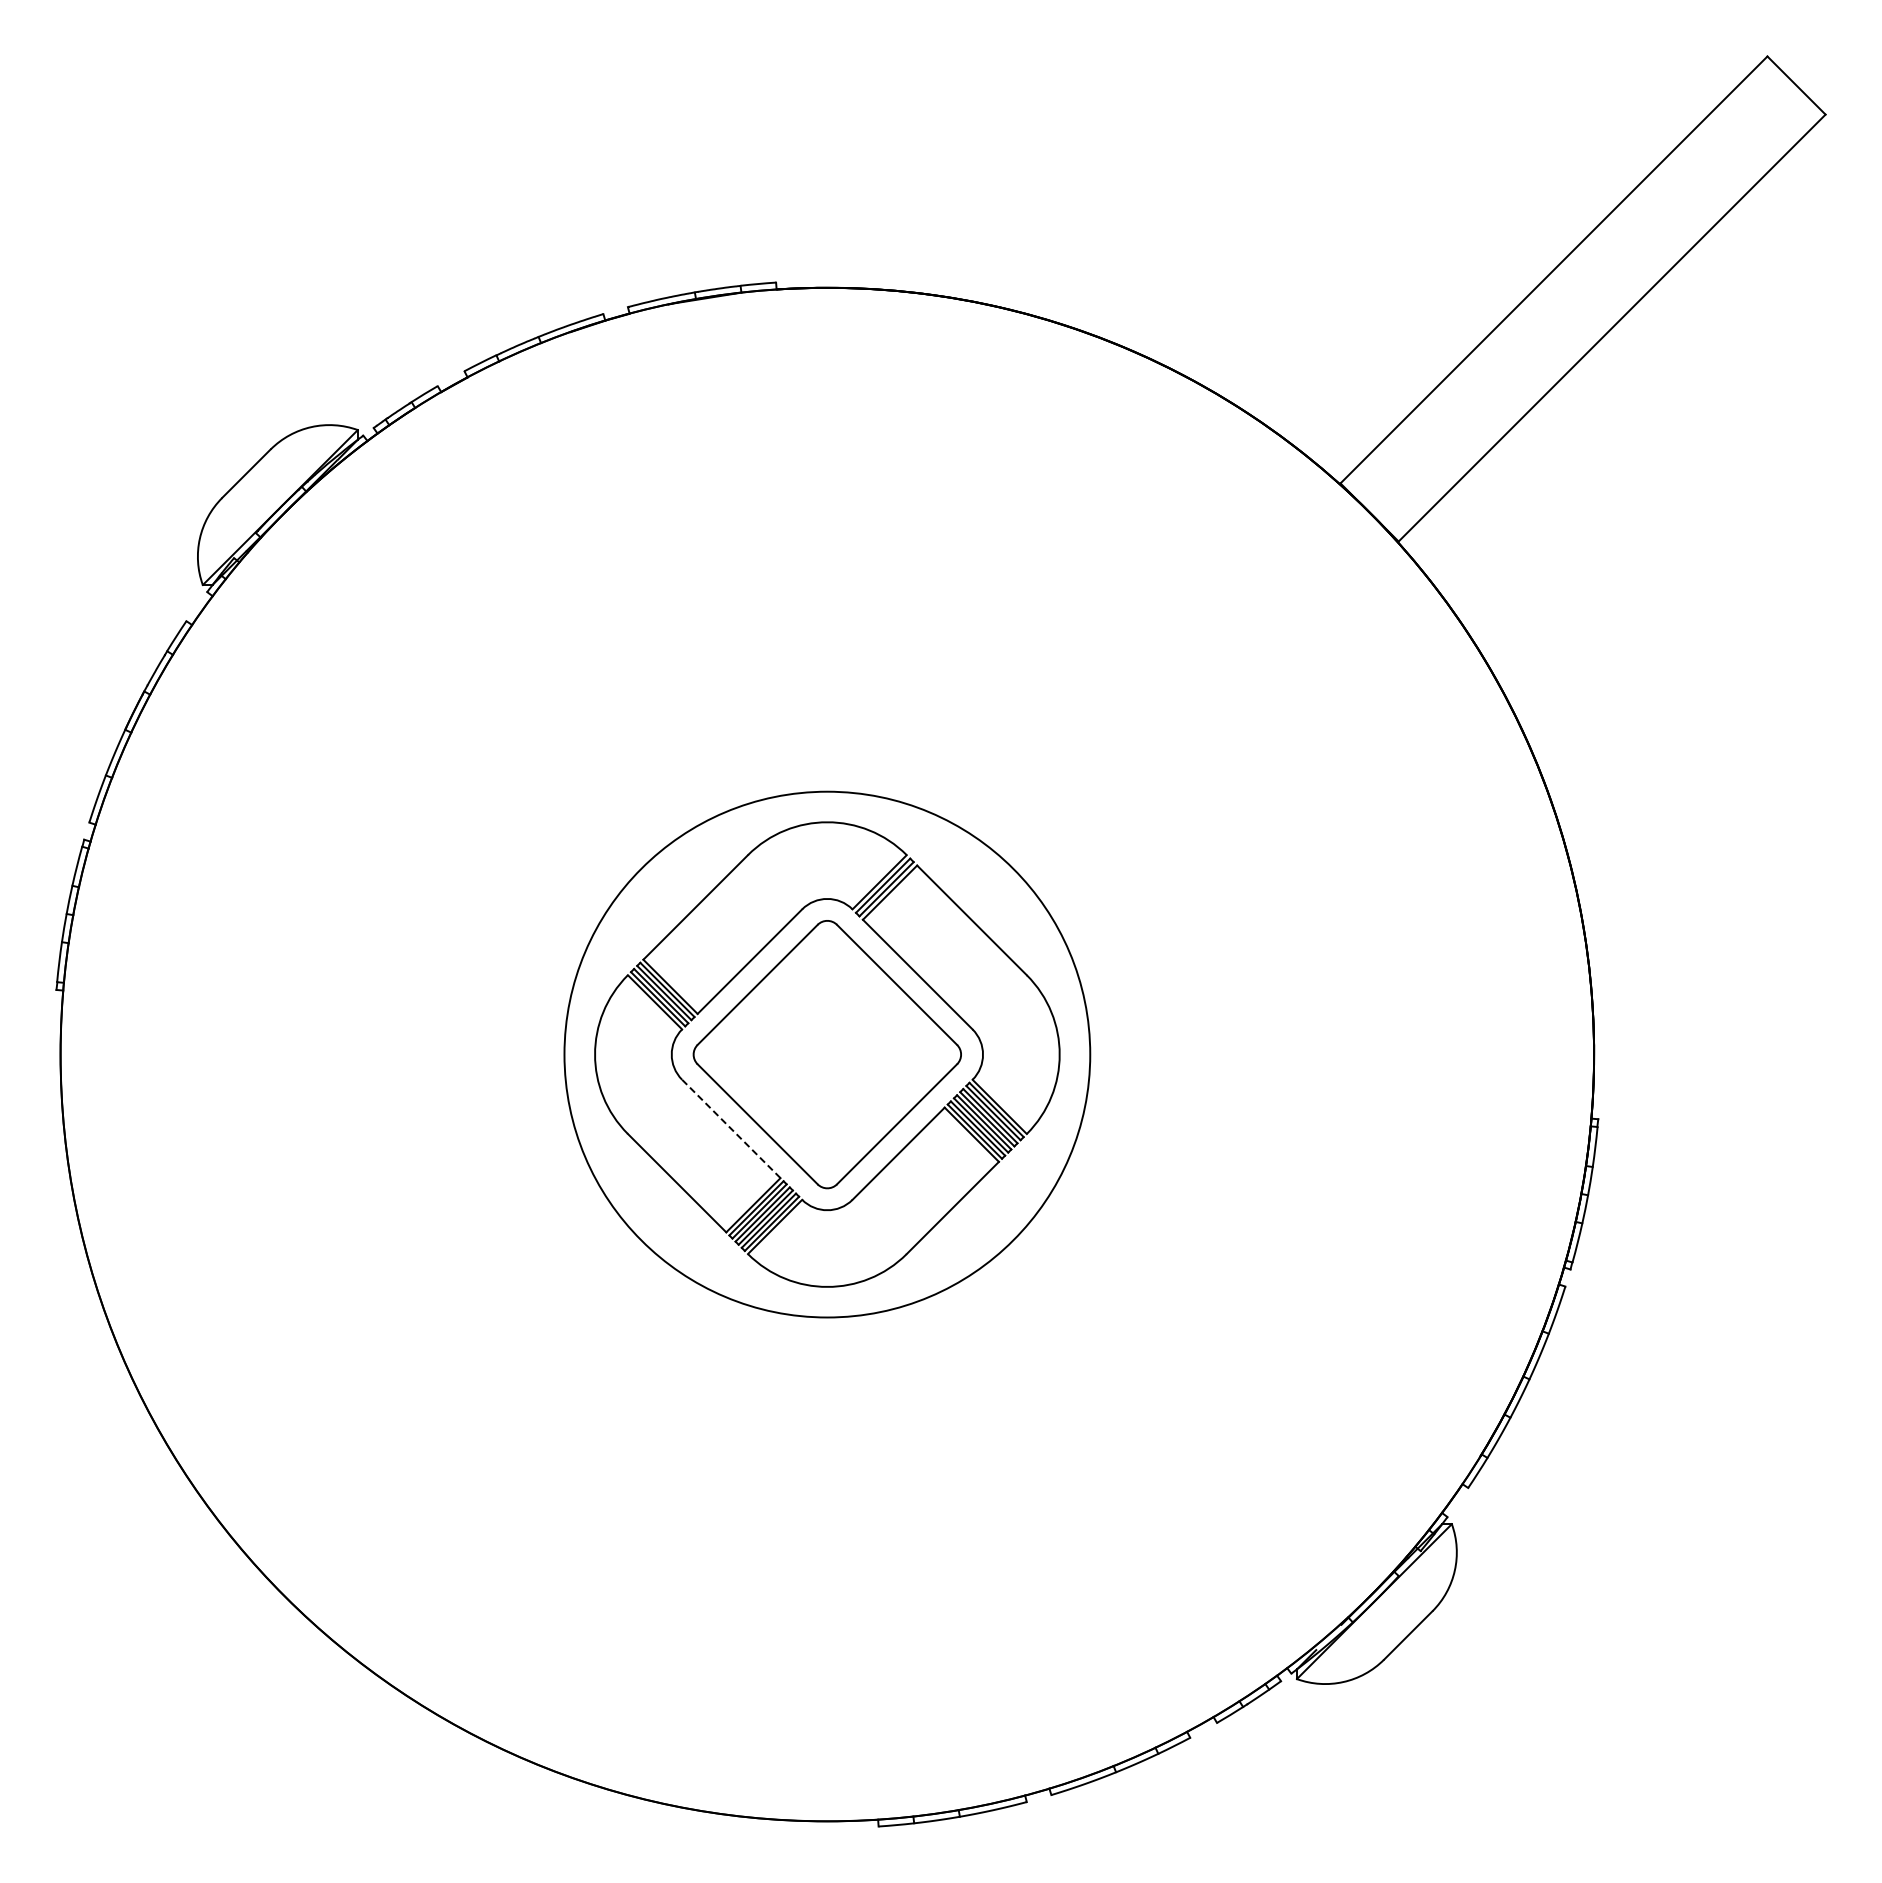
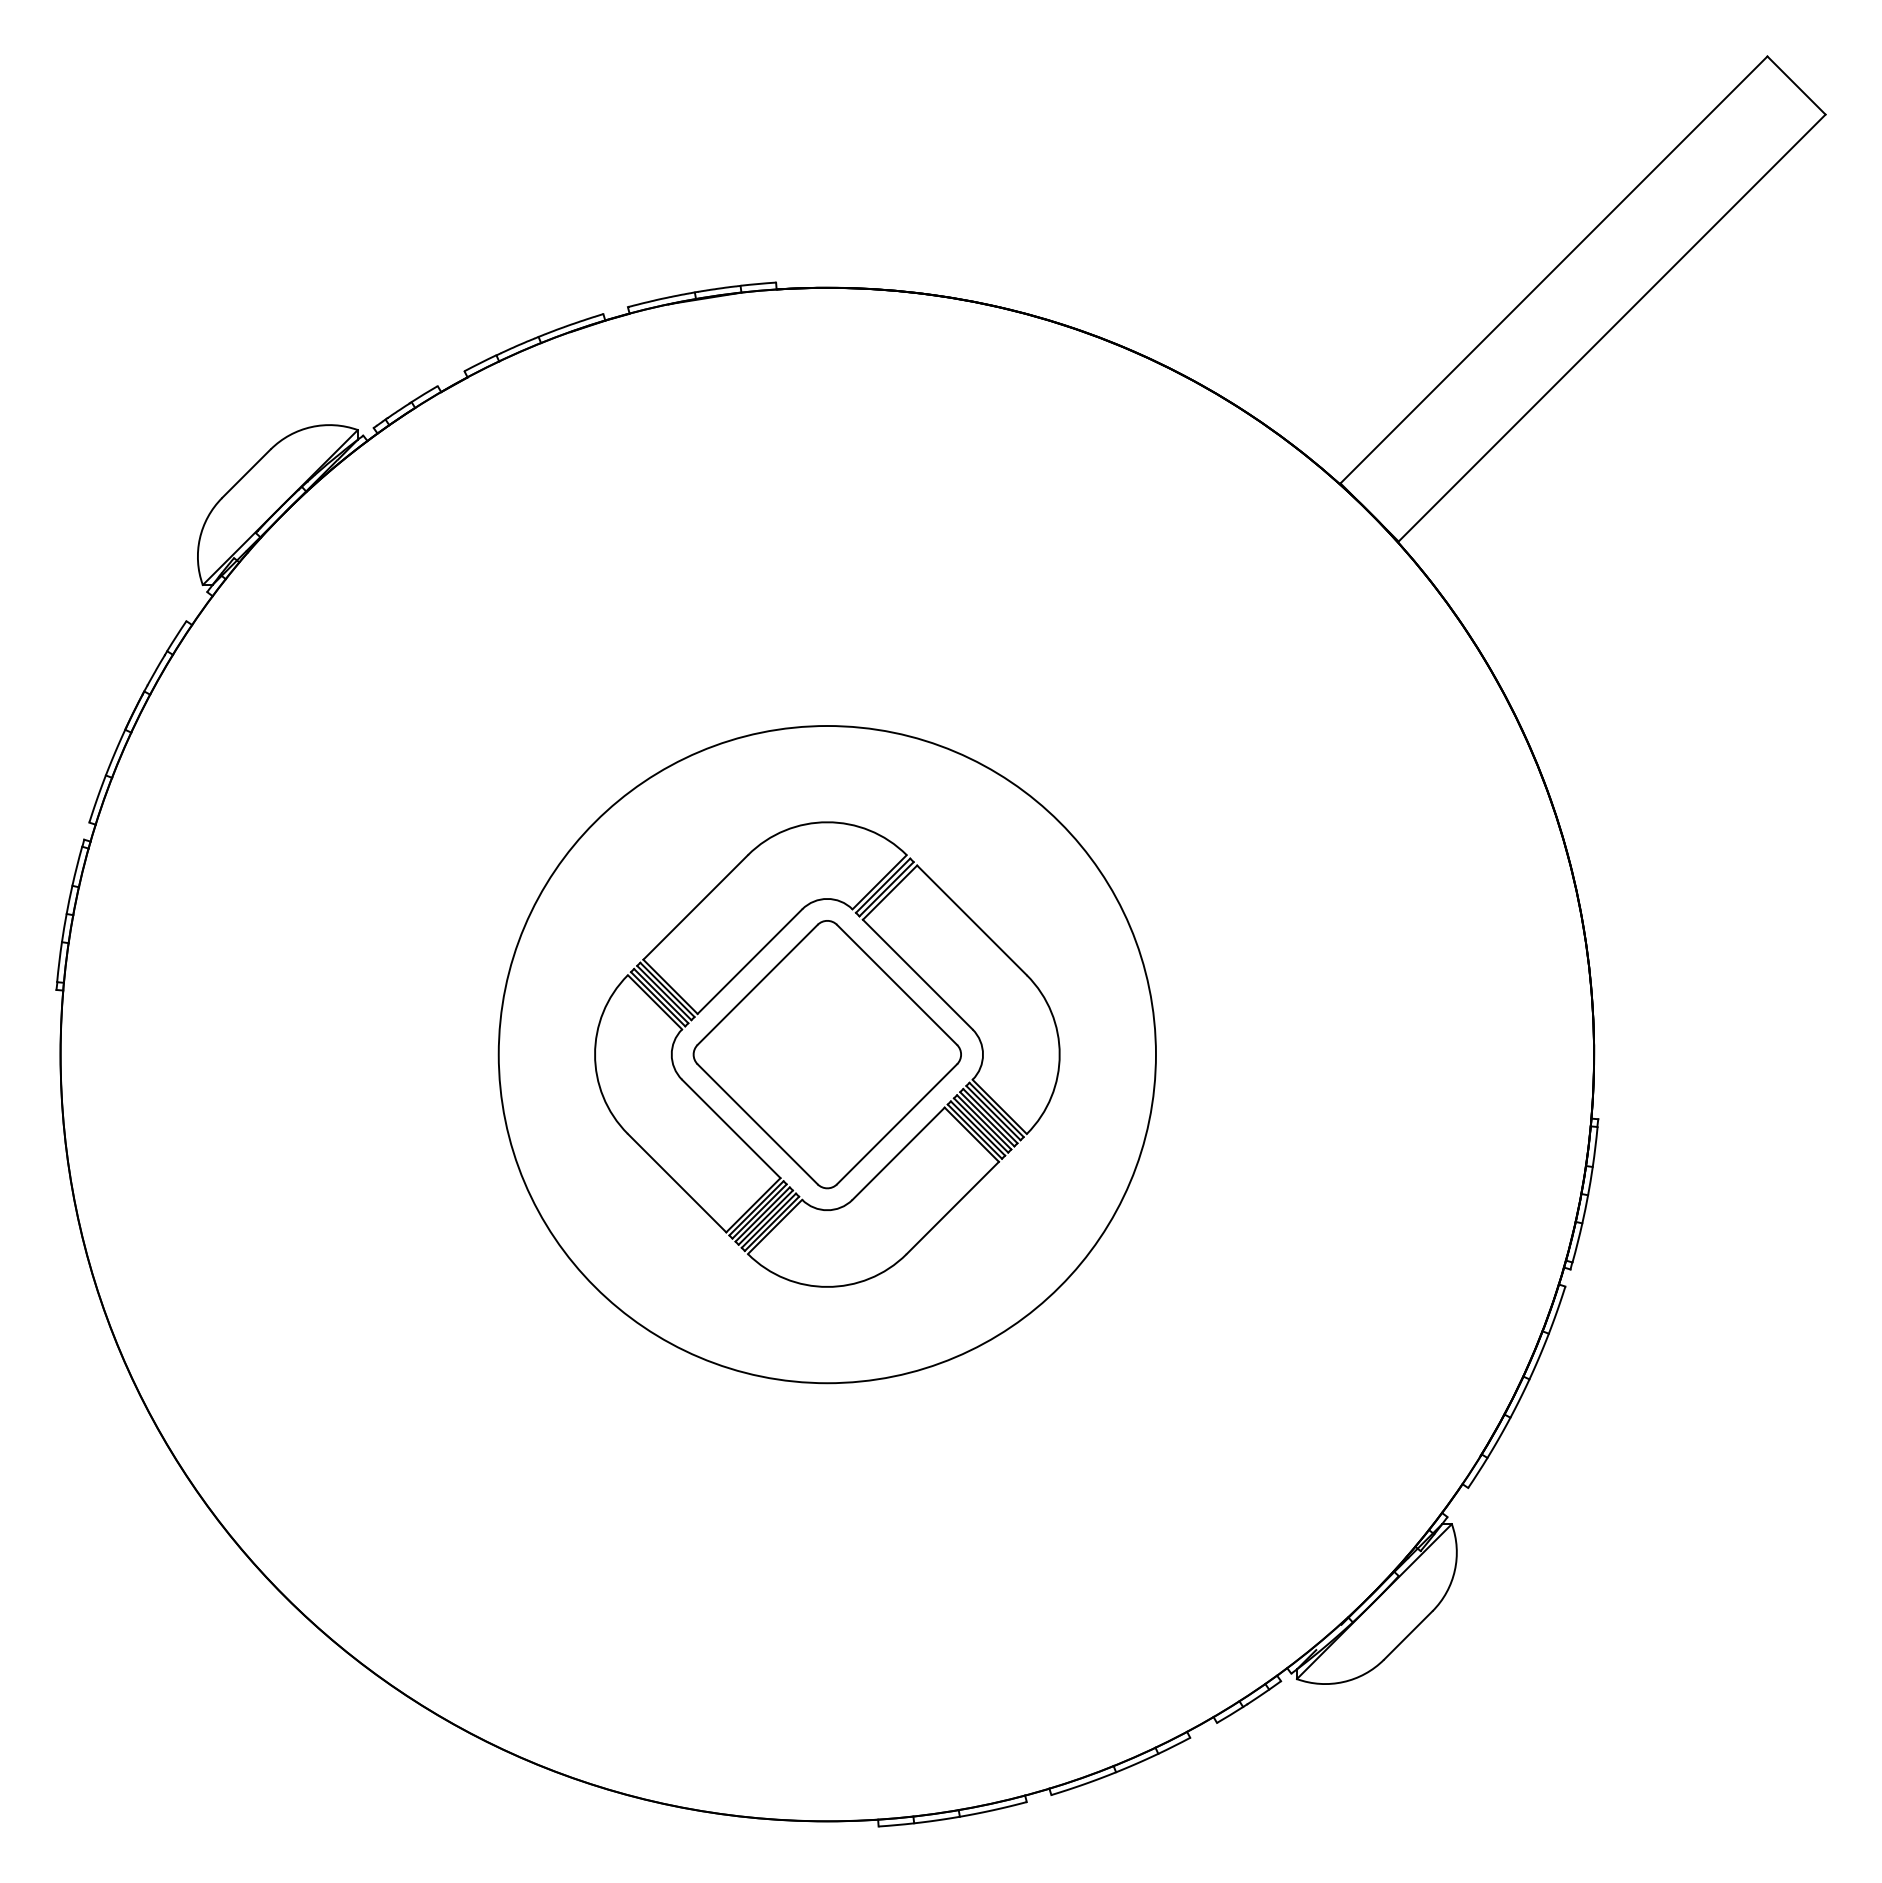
circle diameter: 526 px -> 657 px (826, 1054)
line: dashed -> solid (731, 1128)
